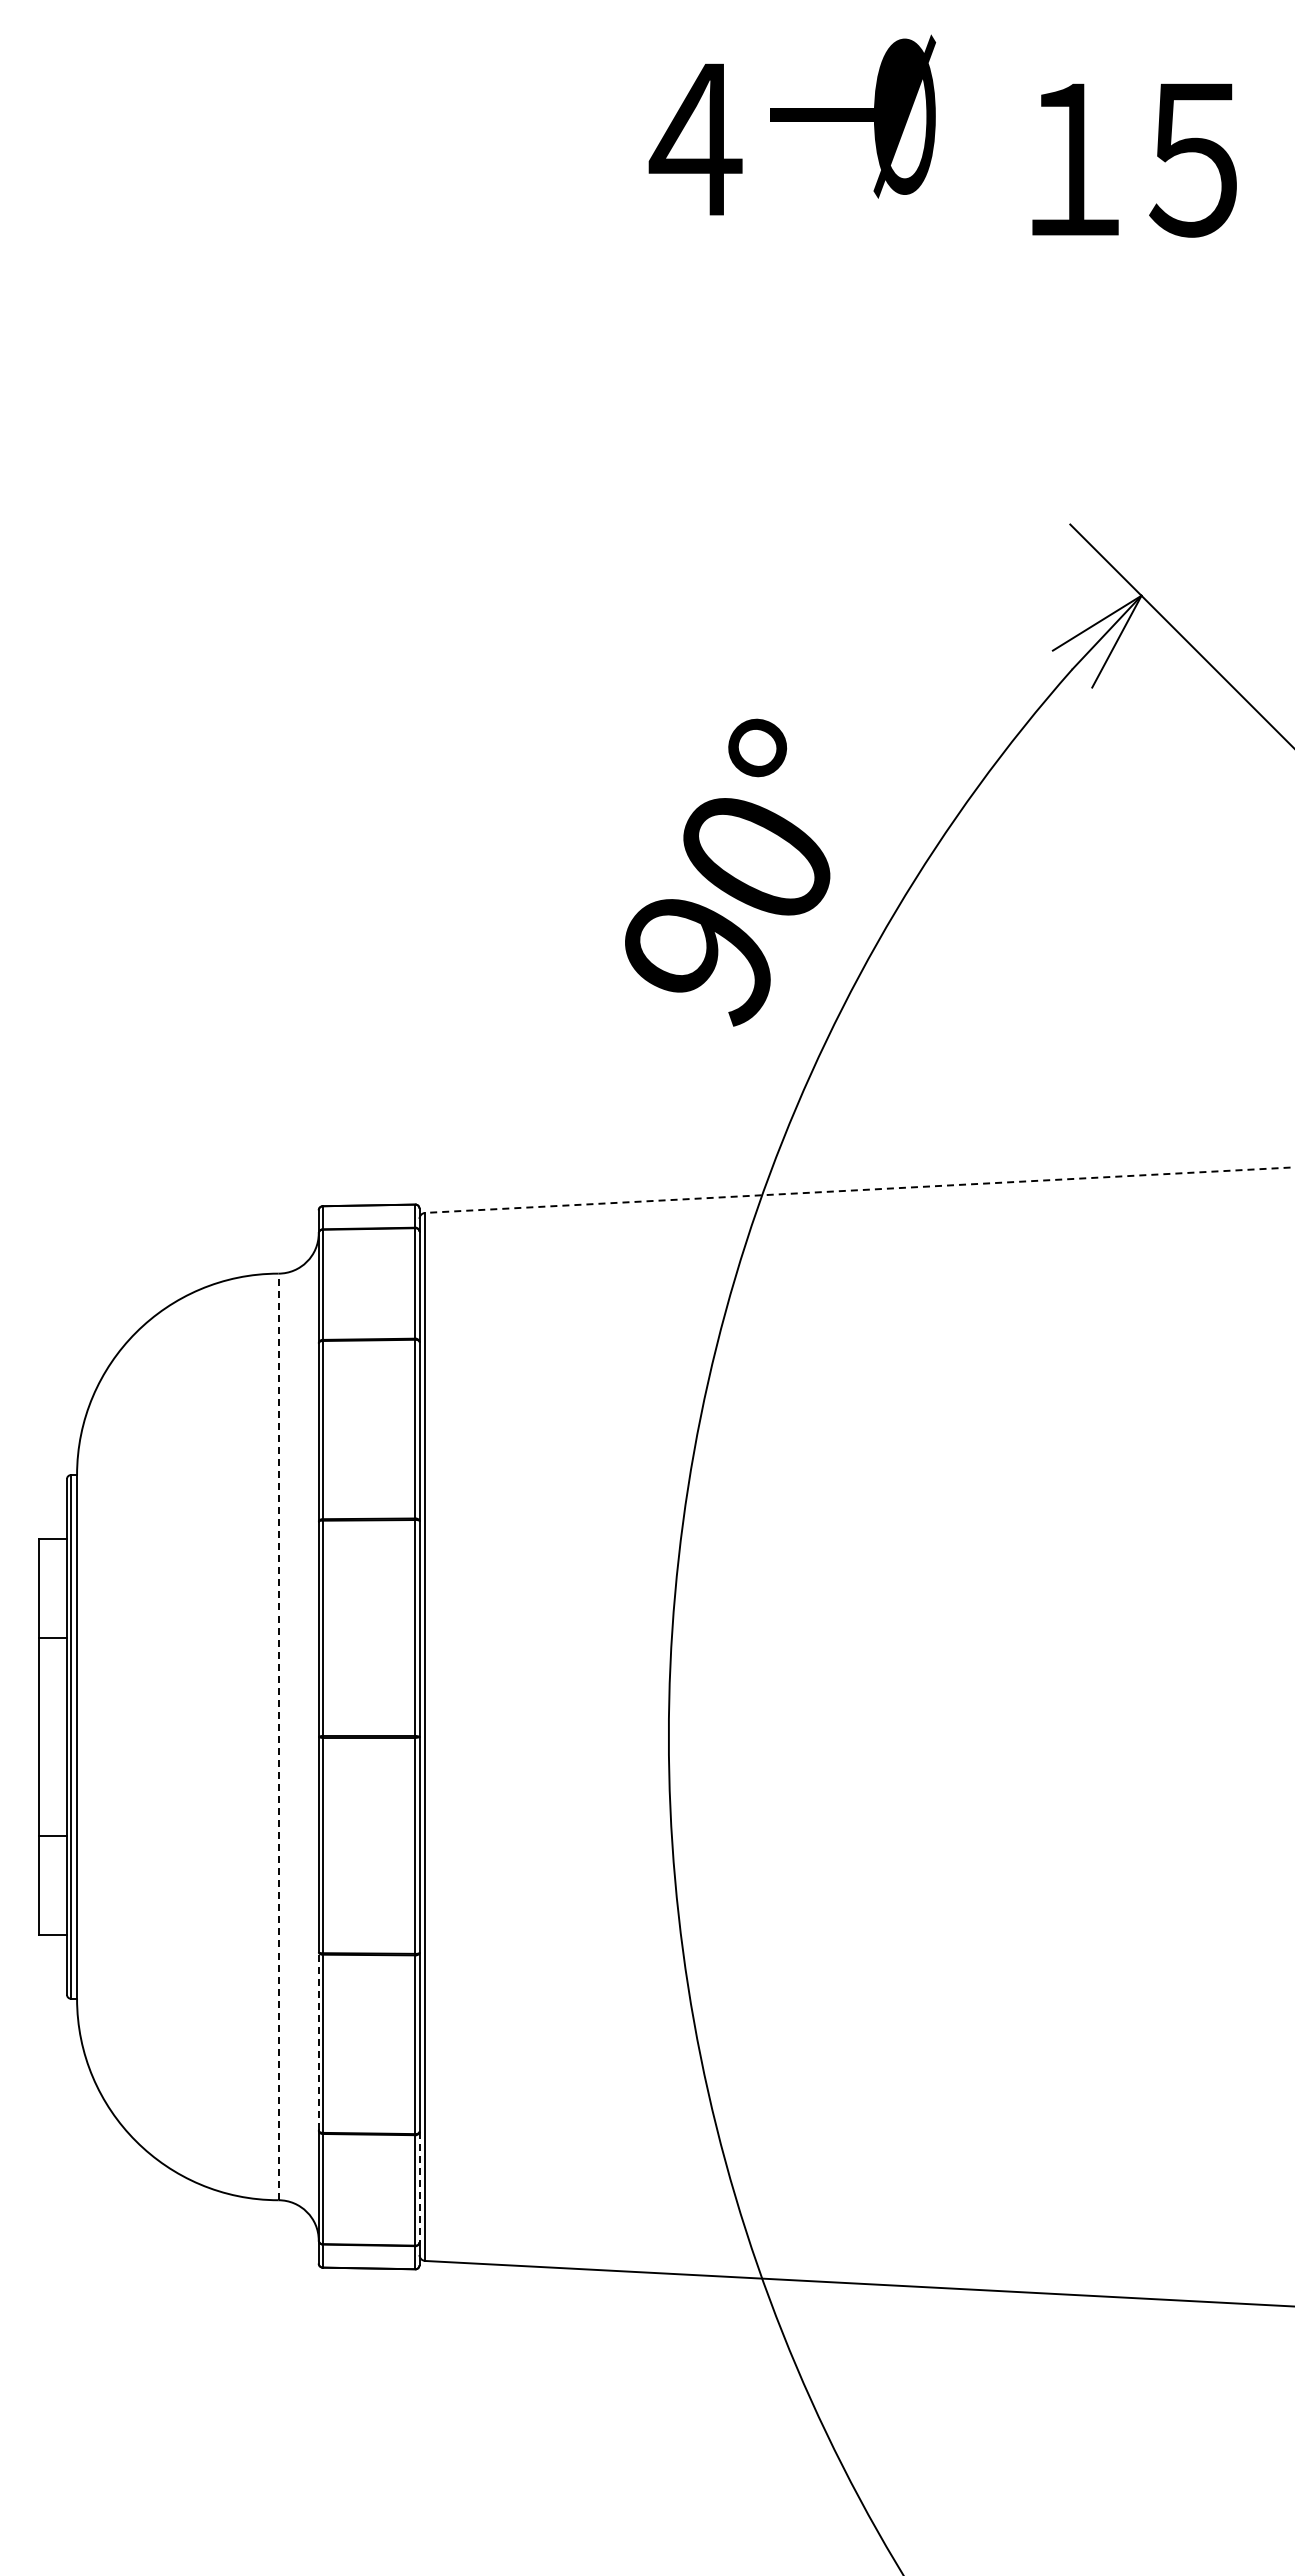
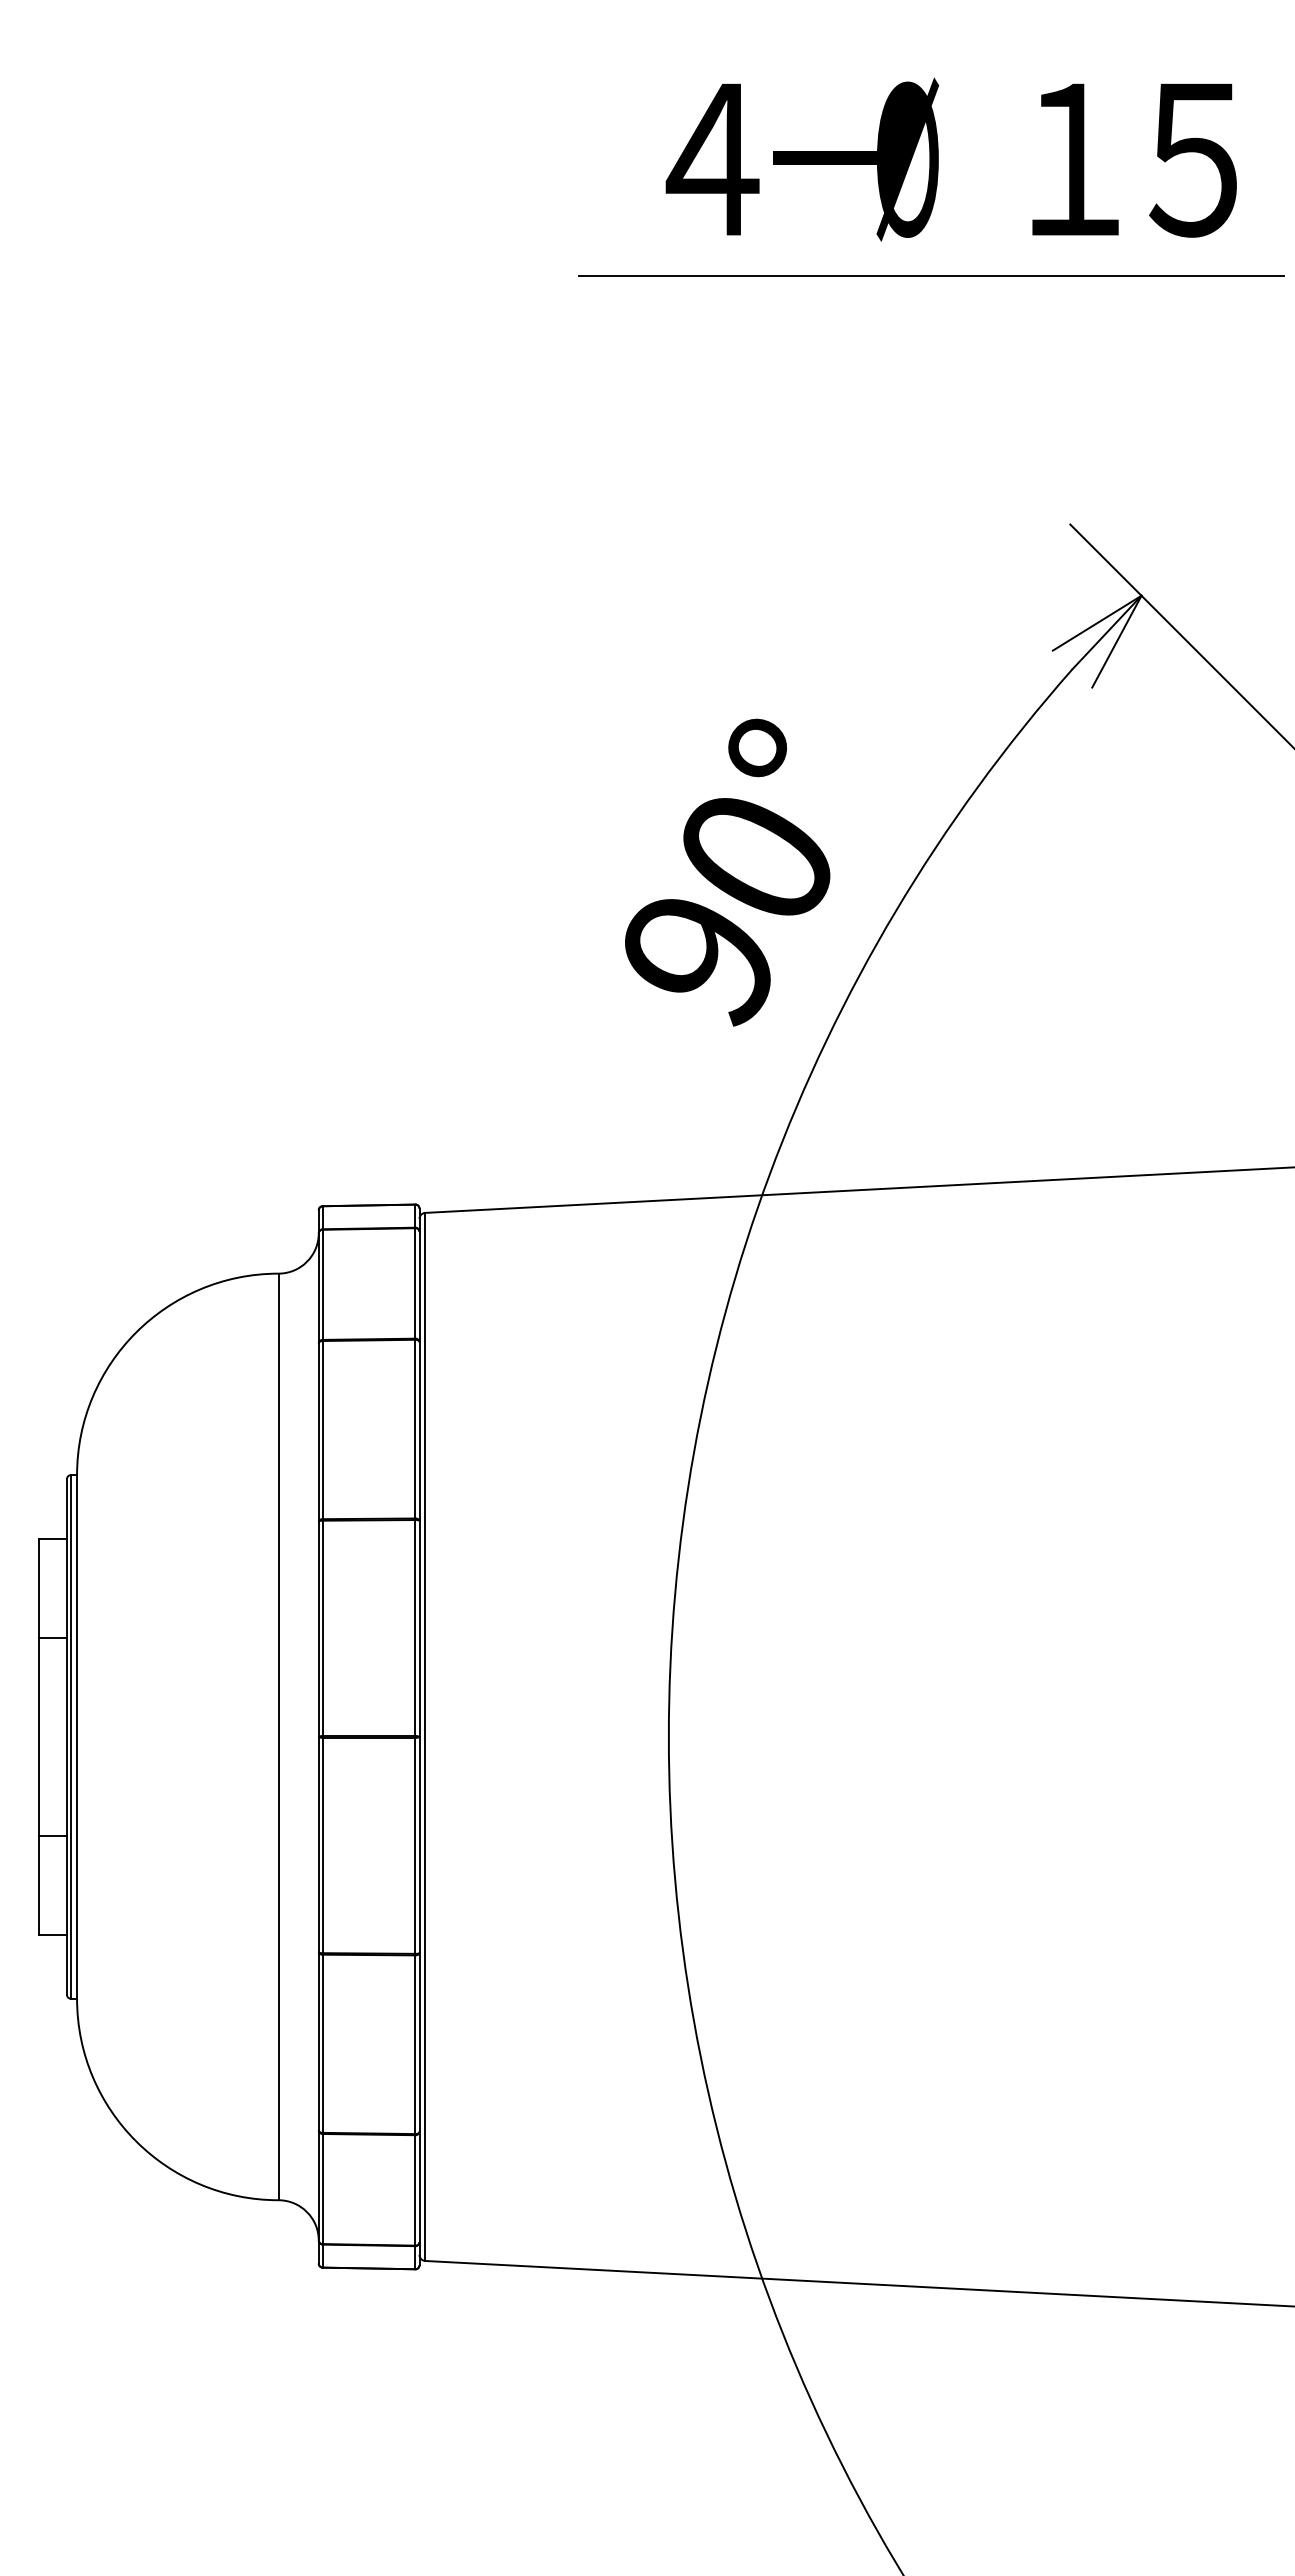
text position: (853, 116) -> (856, 159) (856, 159)
text position: (695, 139) -> (712, 159) (712, 159)
line: none -> present (930, 275)
line: dashed -> solid (859, 1190)
line: dashed -> solid (278, 1736)
line: dashed -> solid (318, 2040)
line: dashed -> solid (419, 2187)
